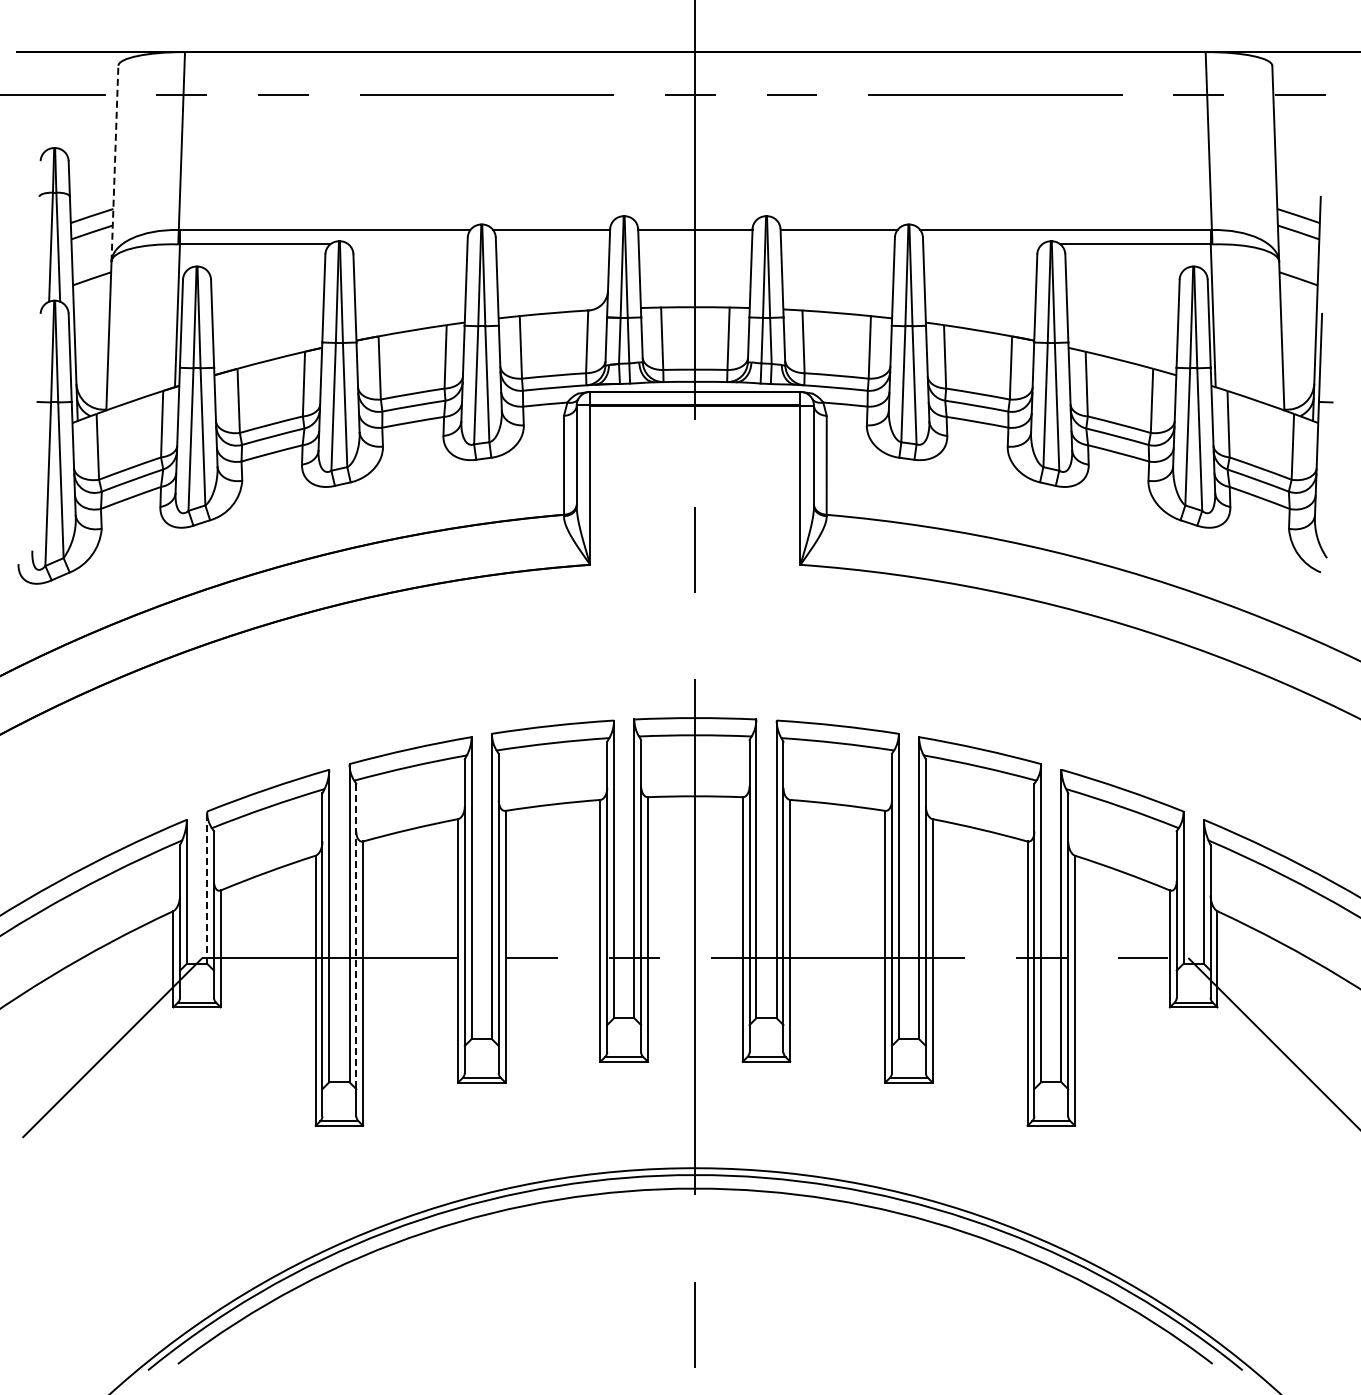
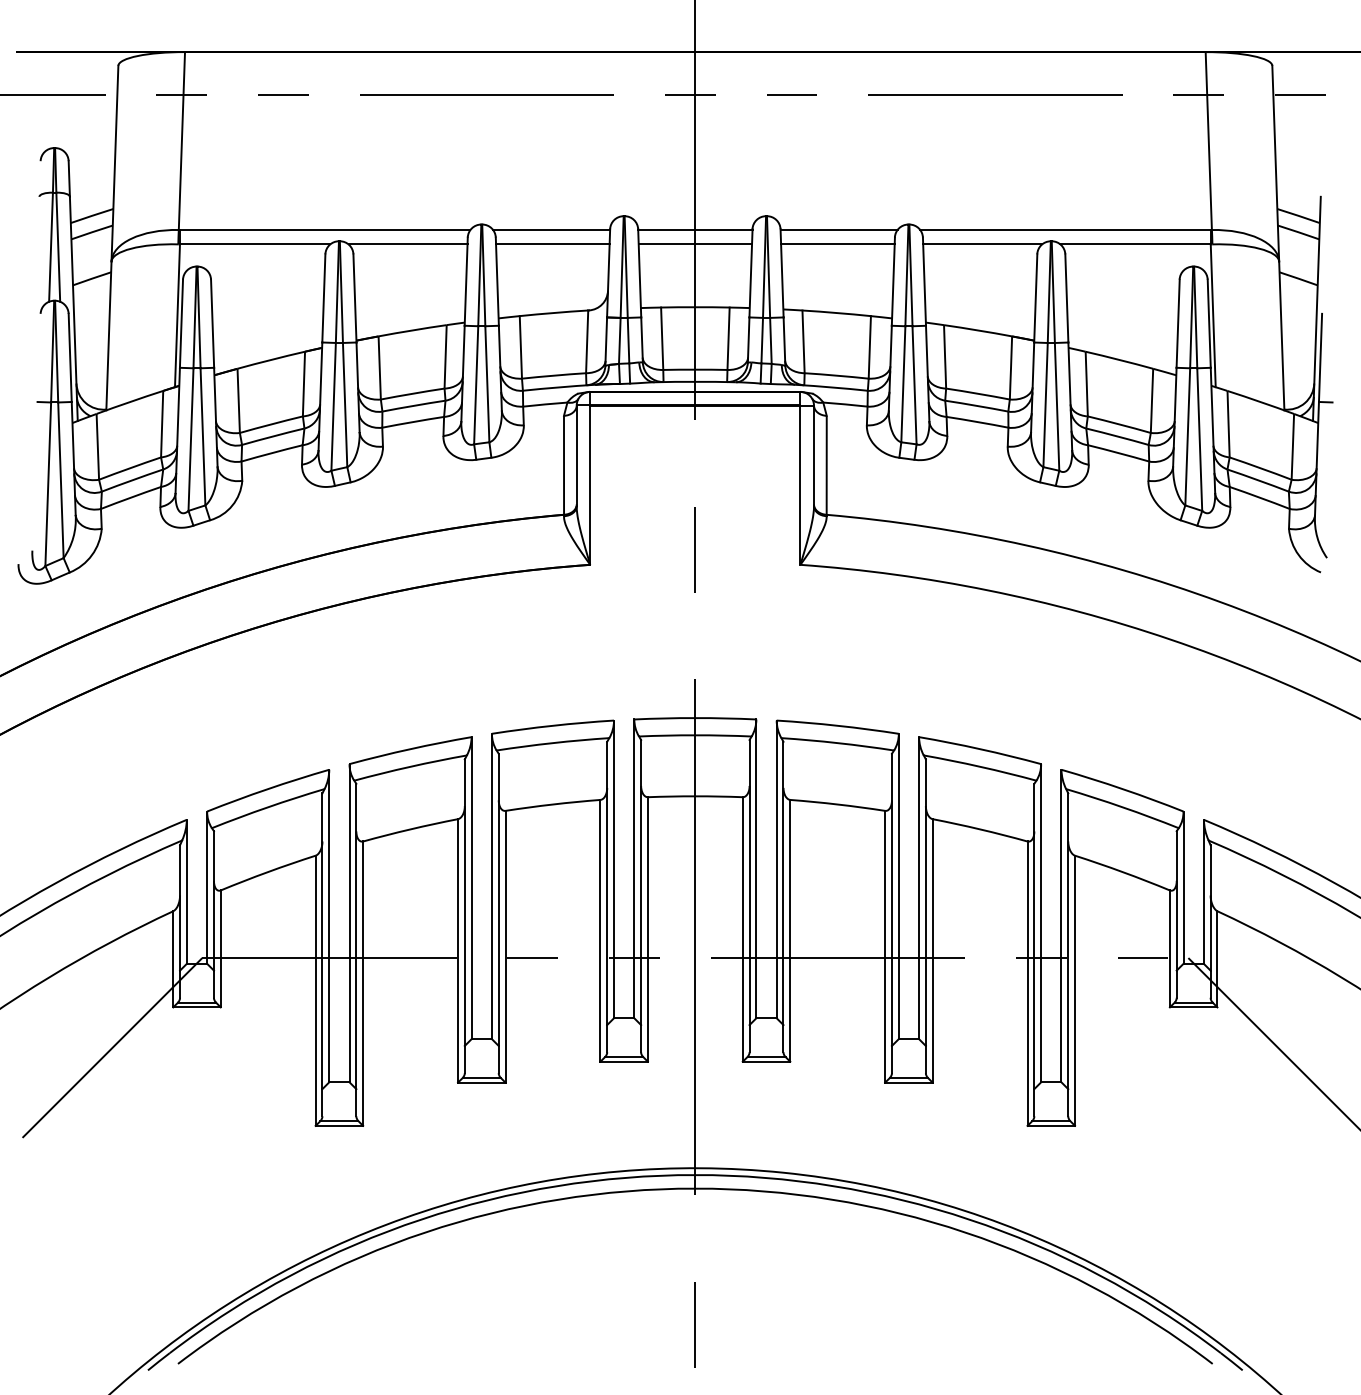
line: dashed -> solid (114, 163)
line: none -> present (407, 244)
line: none -> present (552, 244)
line: none -> present (695, 244)
line: none -> present (837, 244)
line: none -> present (982, 244)
line: dashed -> solid (207, 887)
line: dashed -> solid (356, 936)
